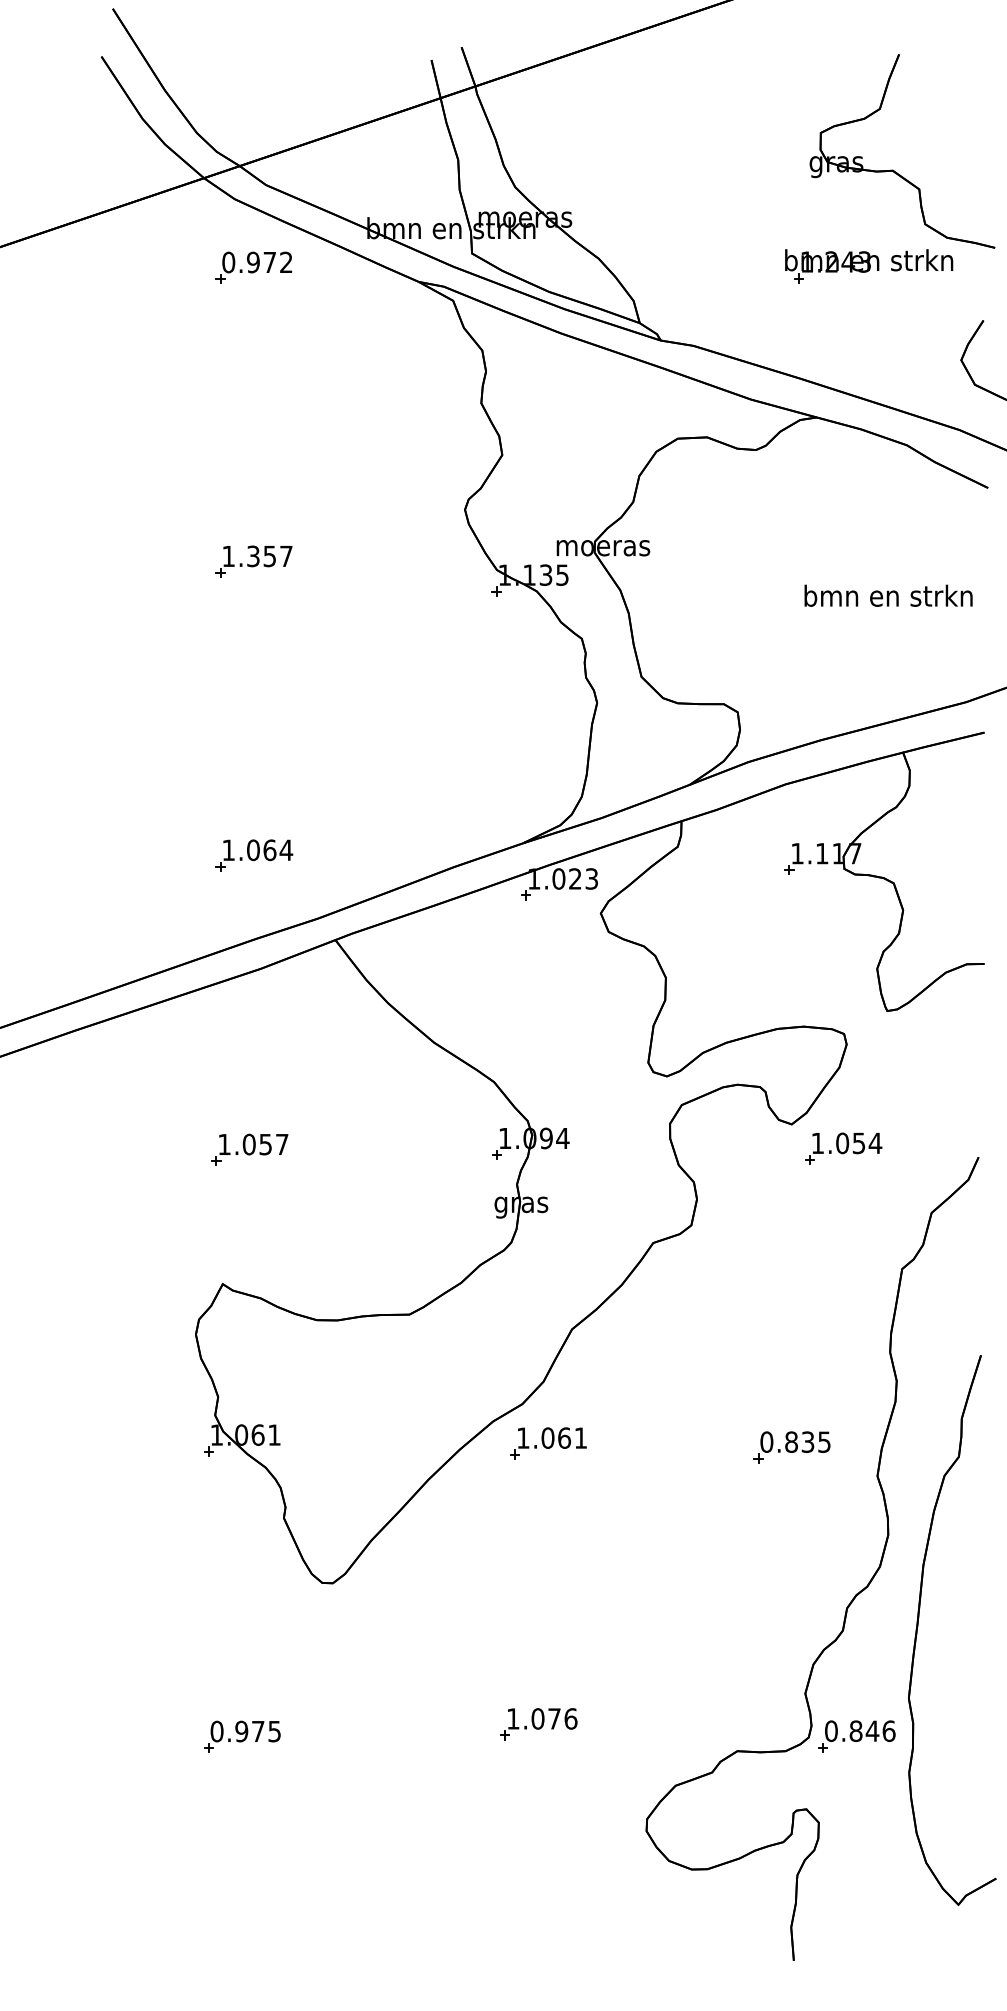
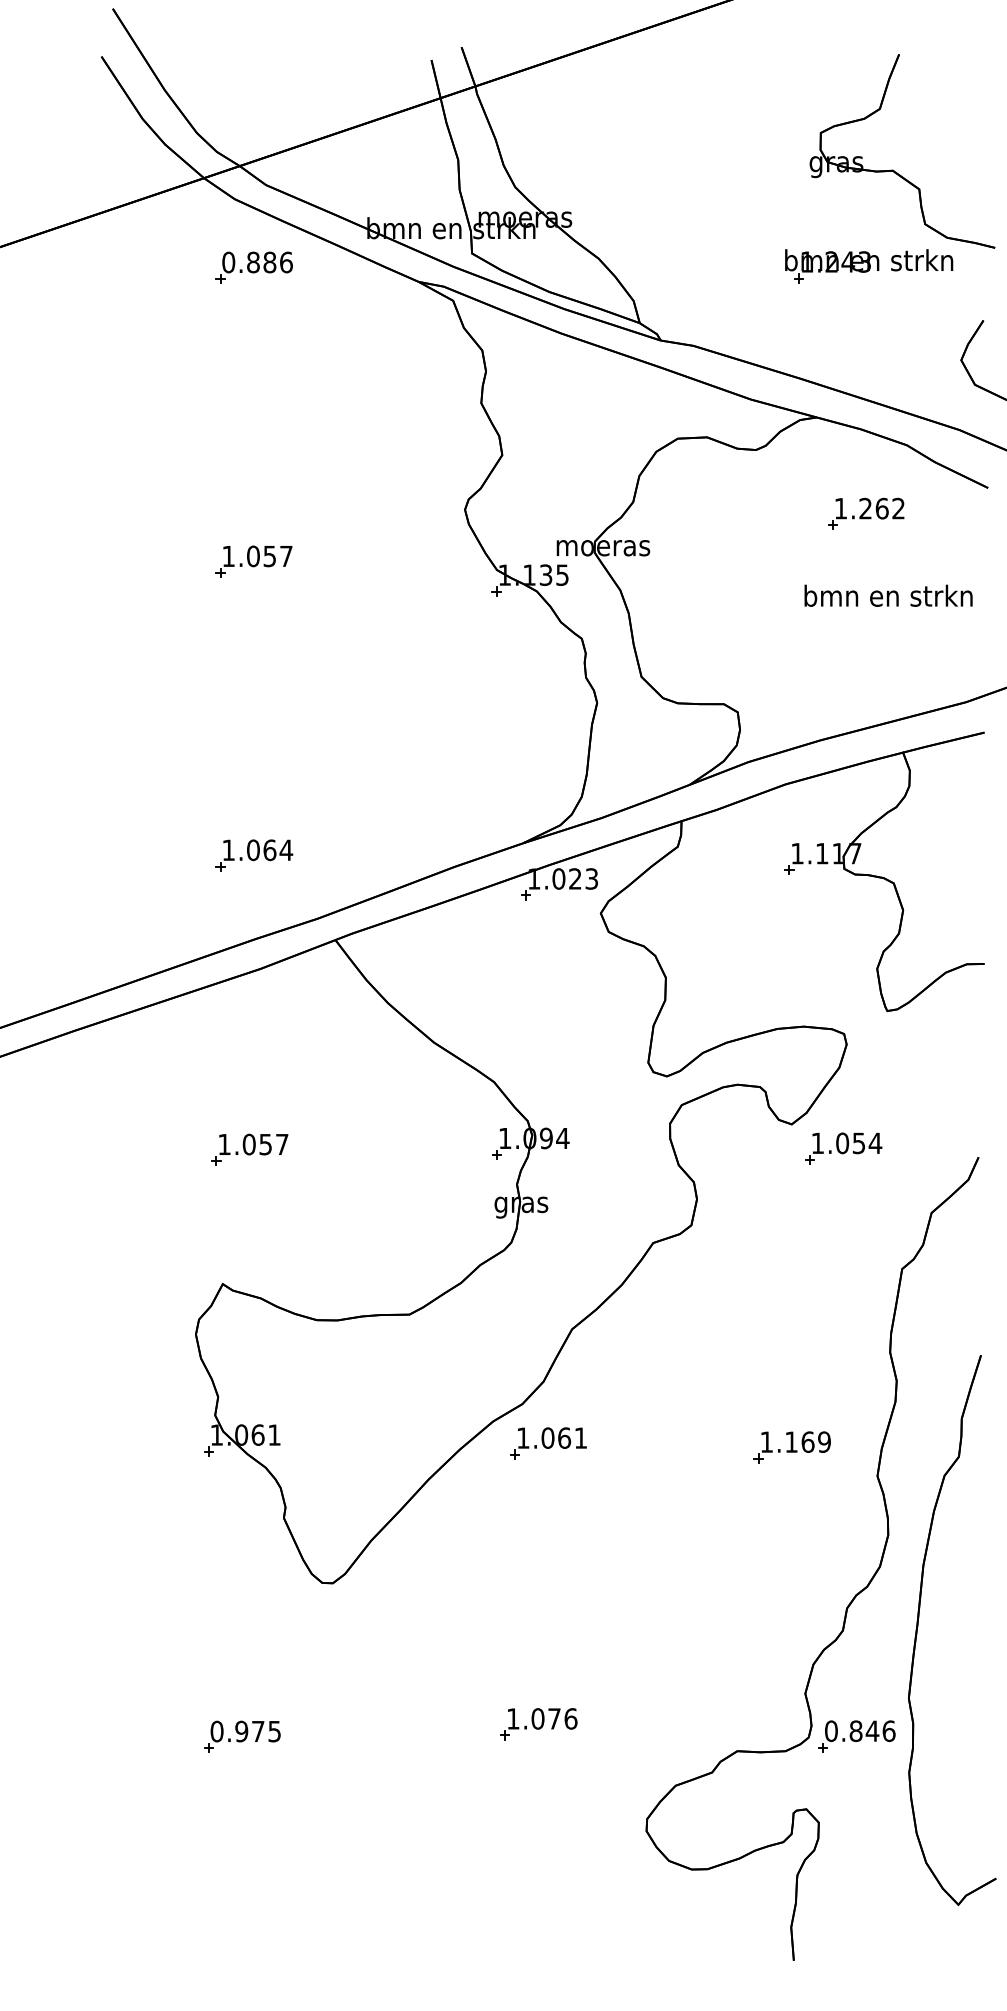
text: 0.972 -> 0.886 (269, 262)
part: none -> present (866, 513)
text: 1.357 -> 1.057 (253, 556)
text: 0.835 -> 1.169 (795, 1441)
